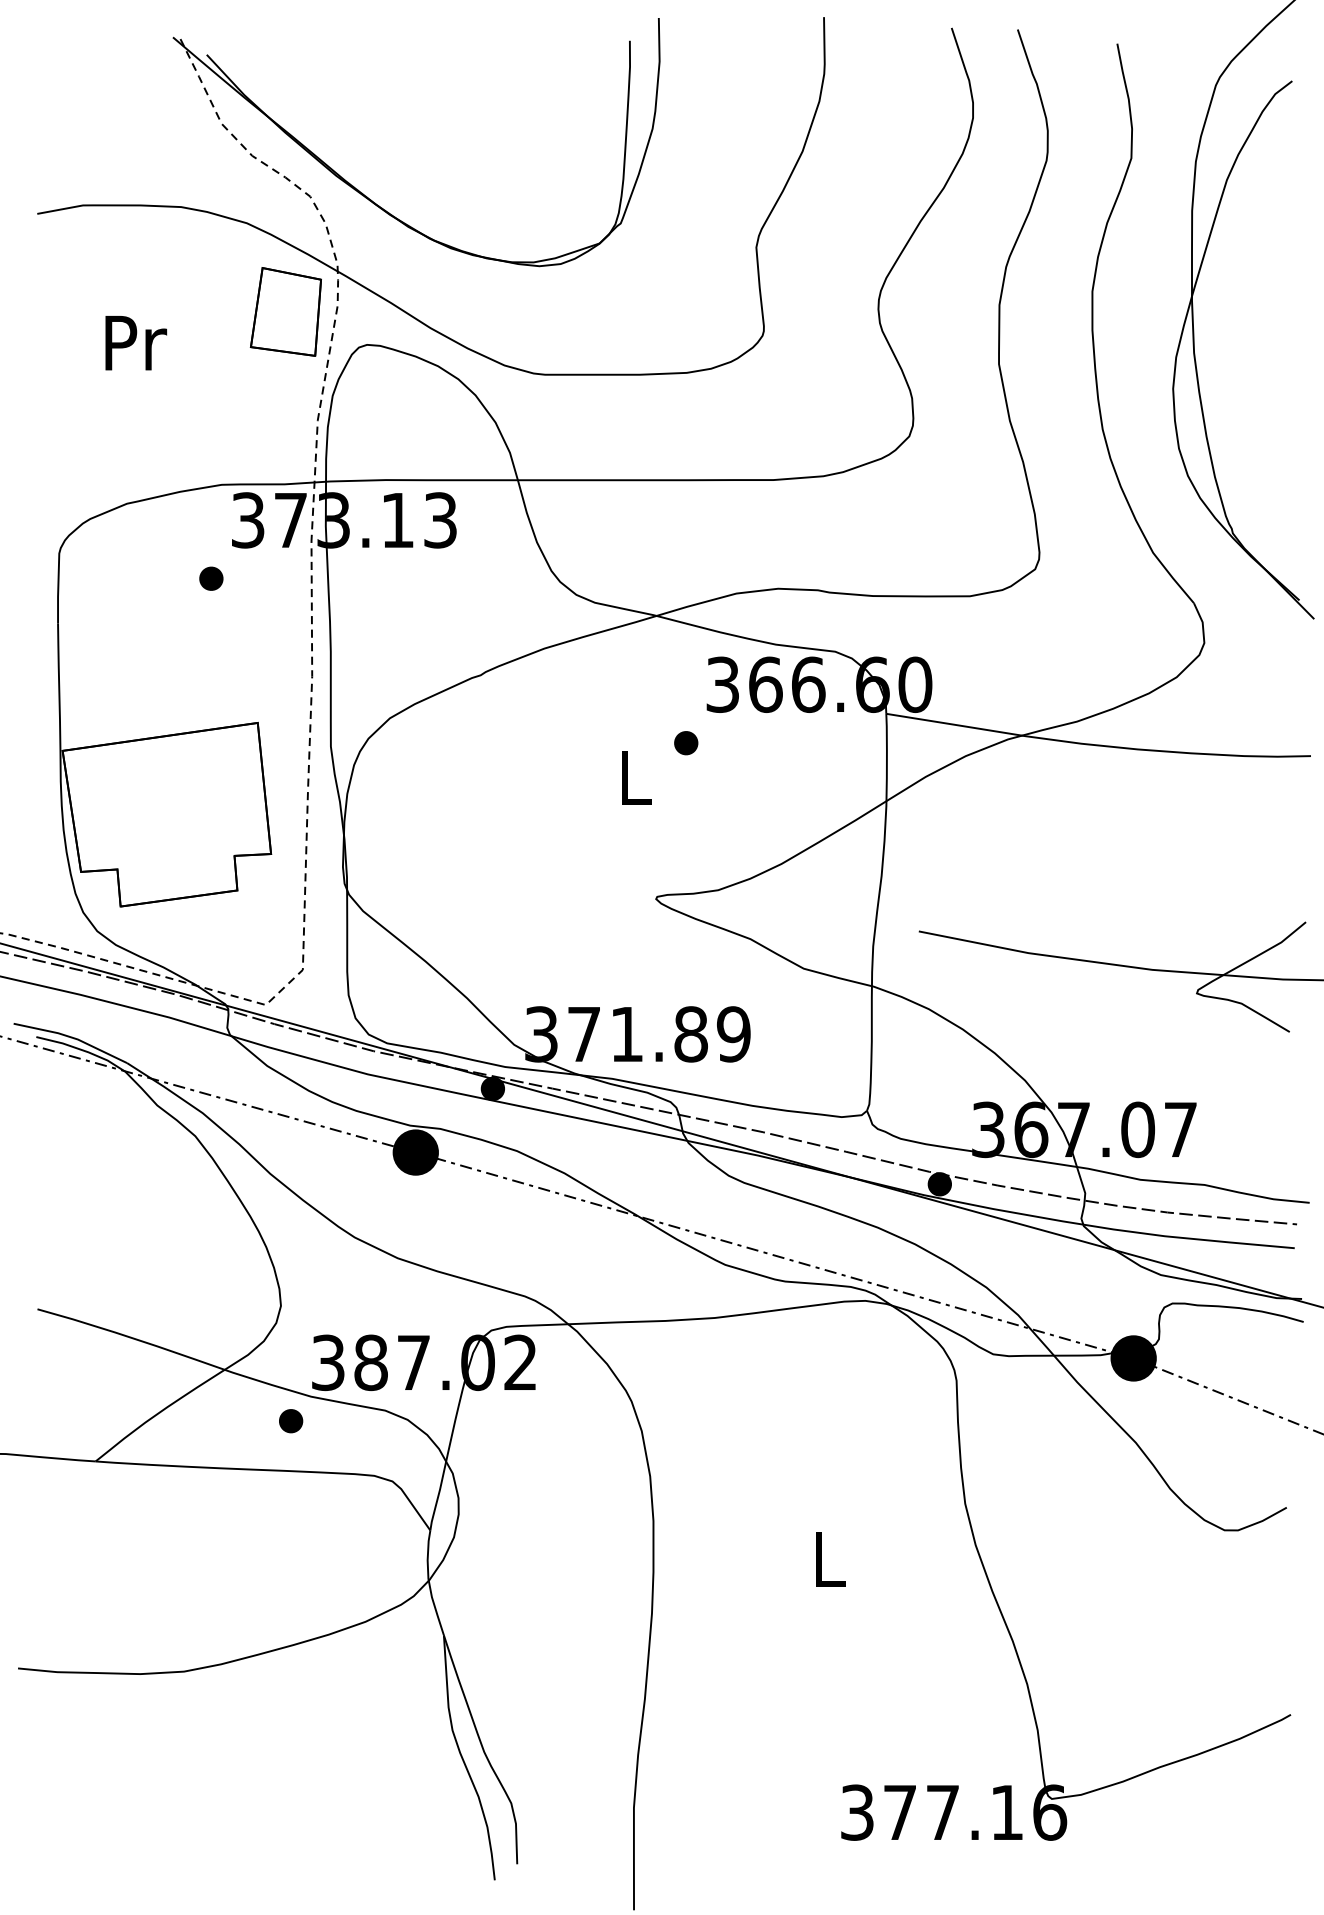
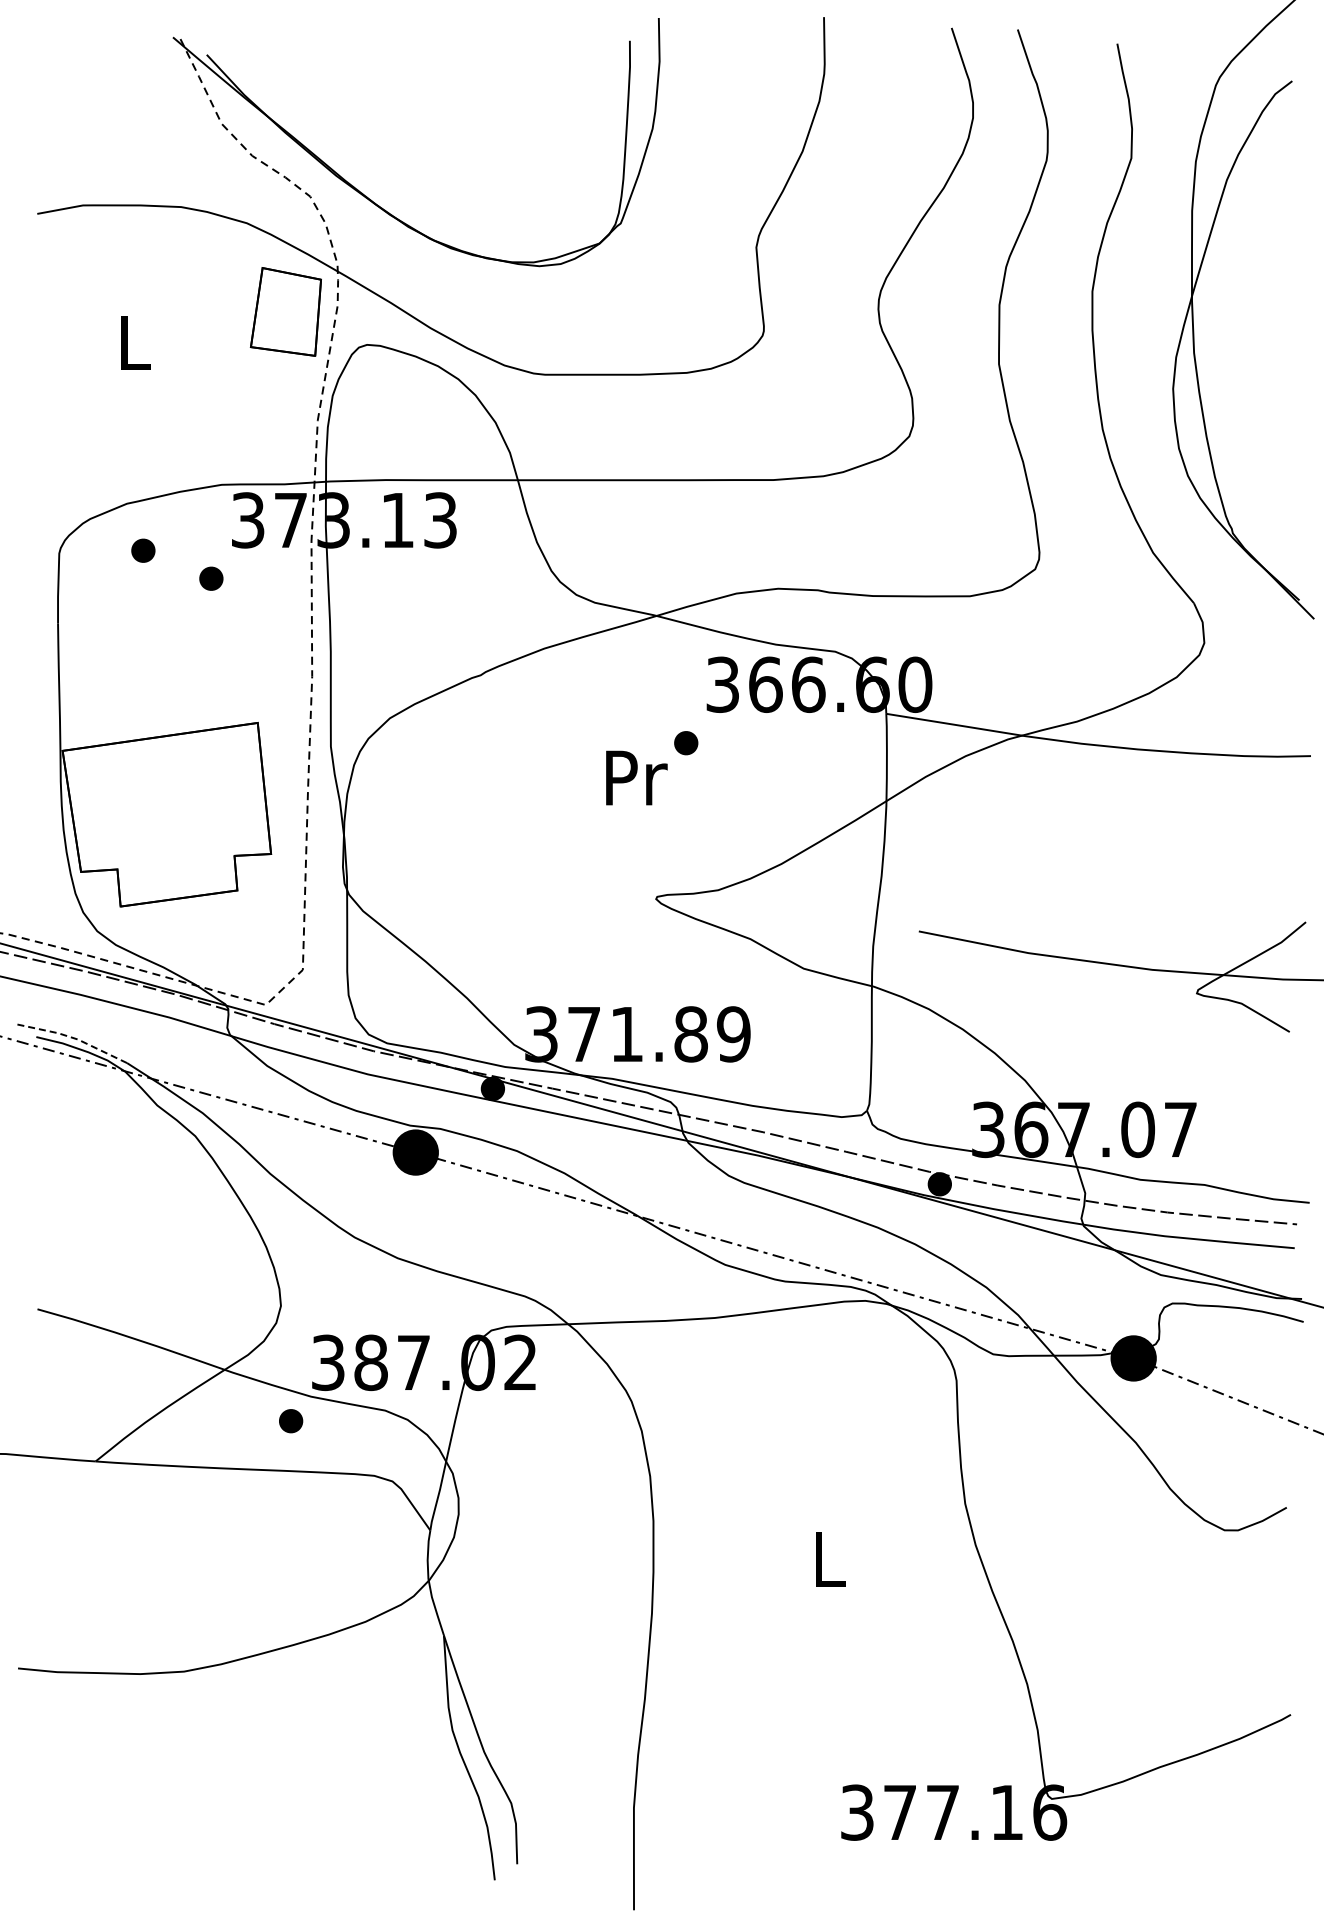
text: Pr -> L (136, 342)
part: none -> present (143, 550)
text: L -> Pr (636, 777)
line: solid -> dashed (72, 1037)
